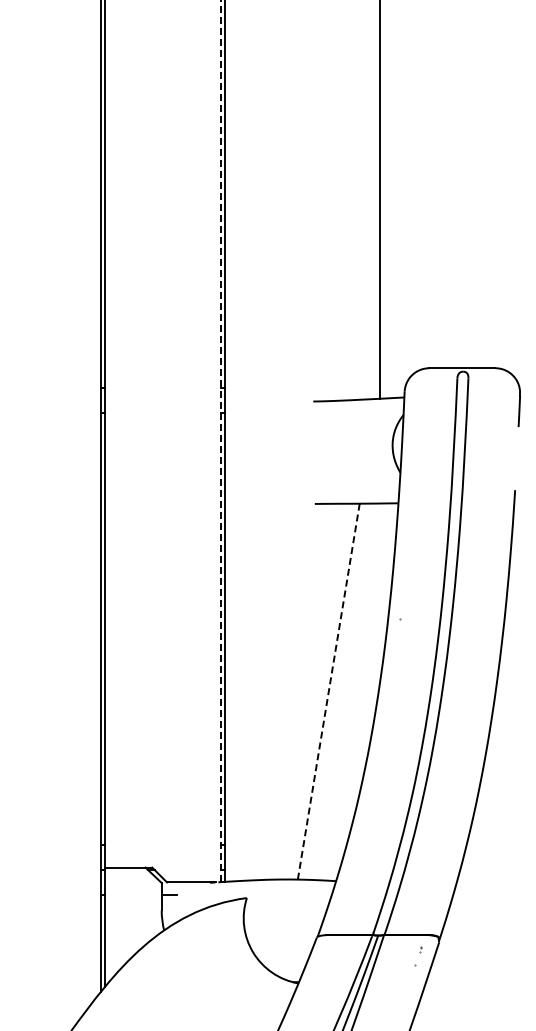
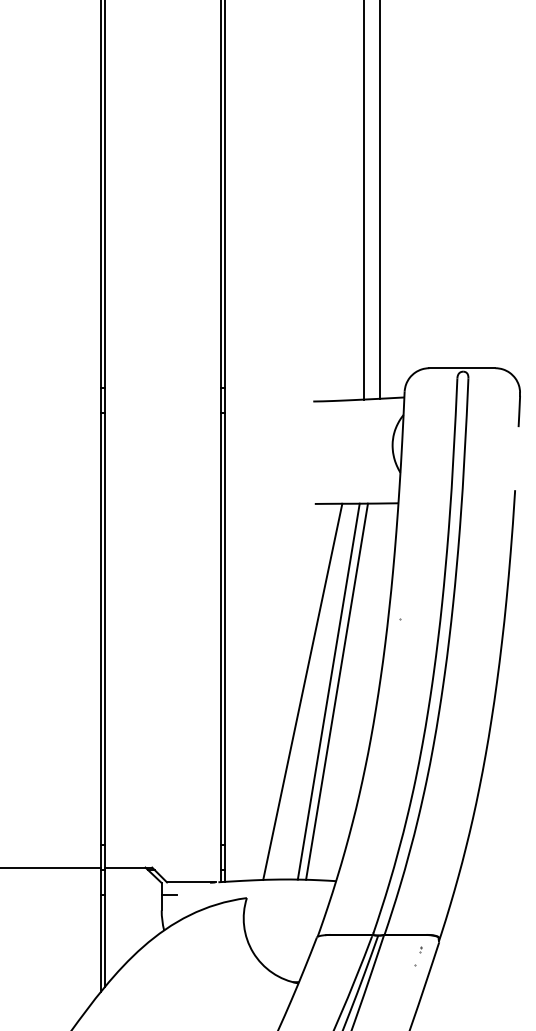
line: none -> present (364, 200)
line: dashed -> solid (220, 441)
line: none -> present (302, 691)
line: none -> present (336, 691)
line: dashed -> solid (328, 692)
line: none -> present (51, 867)
